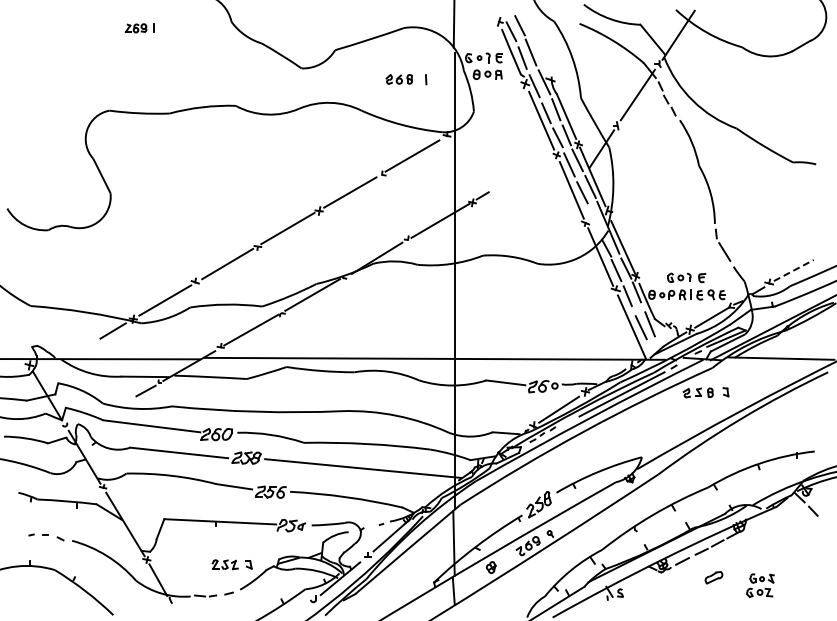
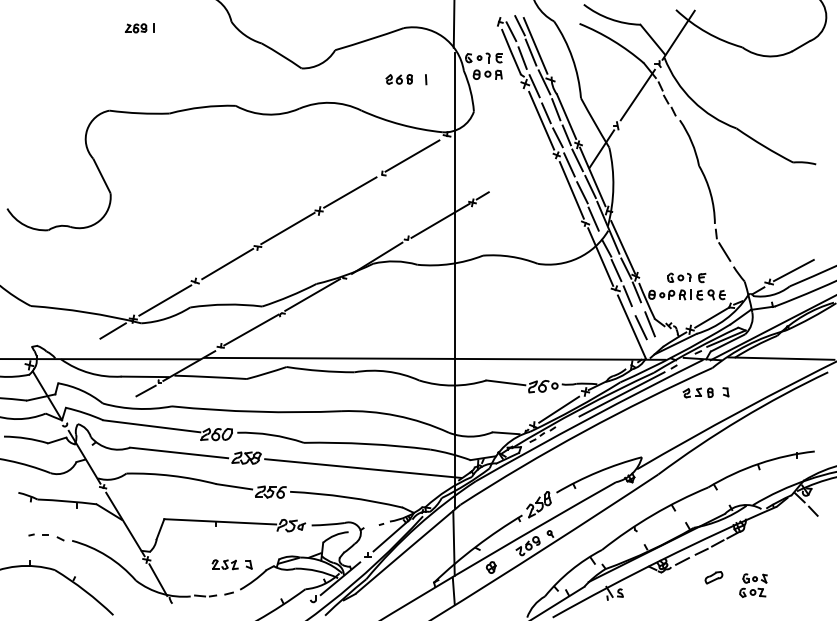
line: none -> present (535, 45)
line: none -> present (593, 218)
line: dashed -> solid (793, 270)
part position: (760, 585) -> (753, 585) (753, 585)
